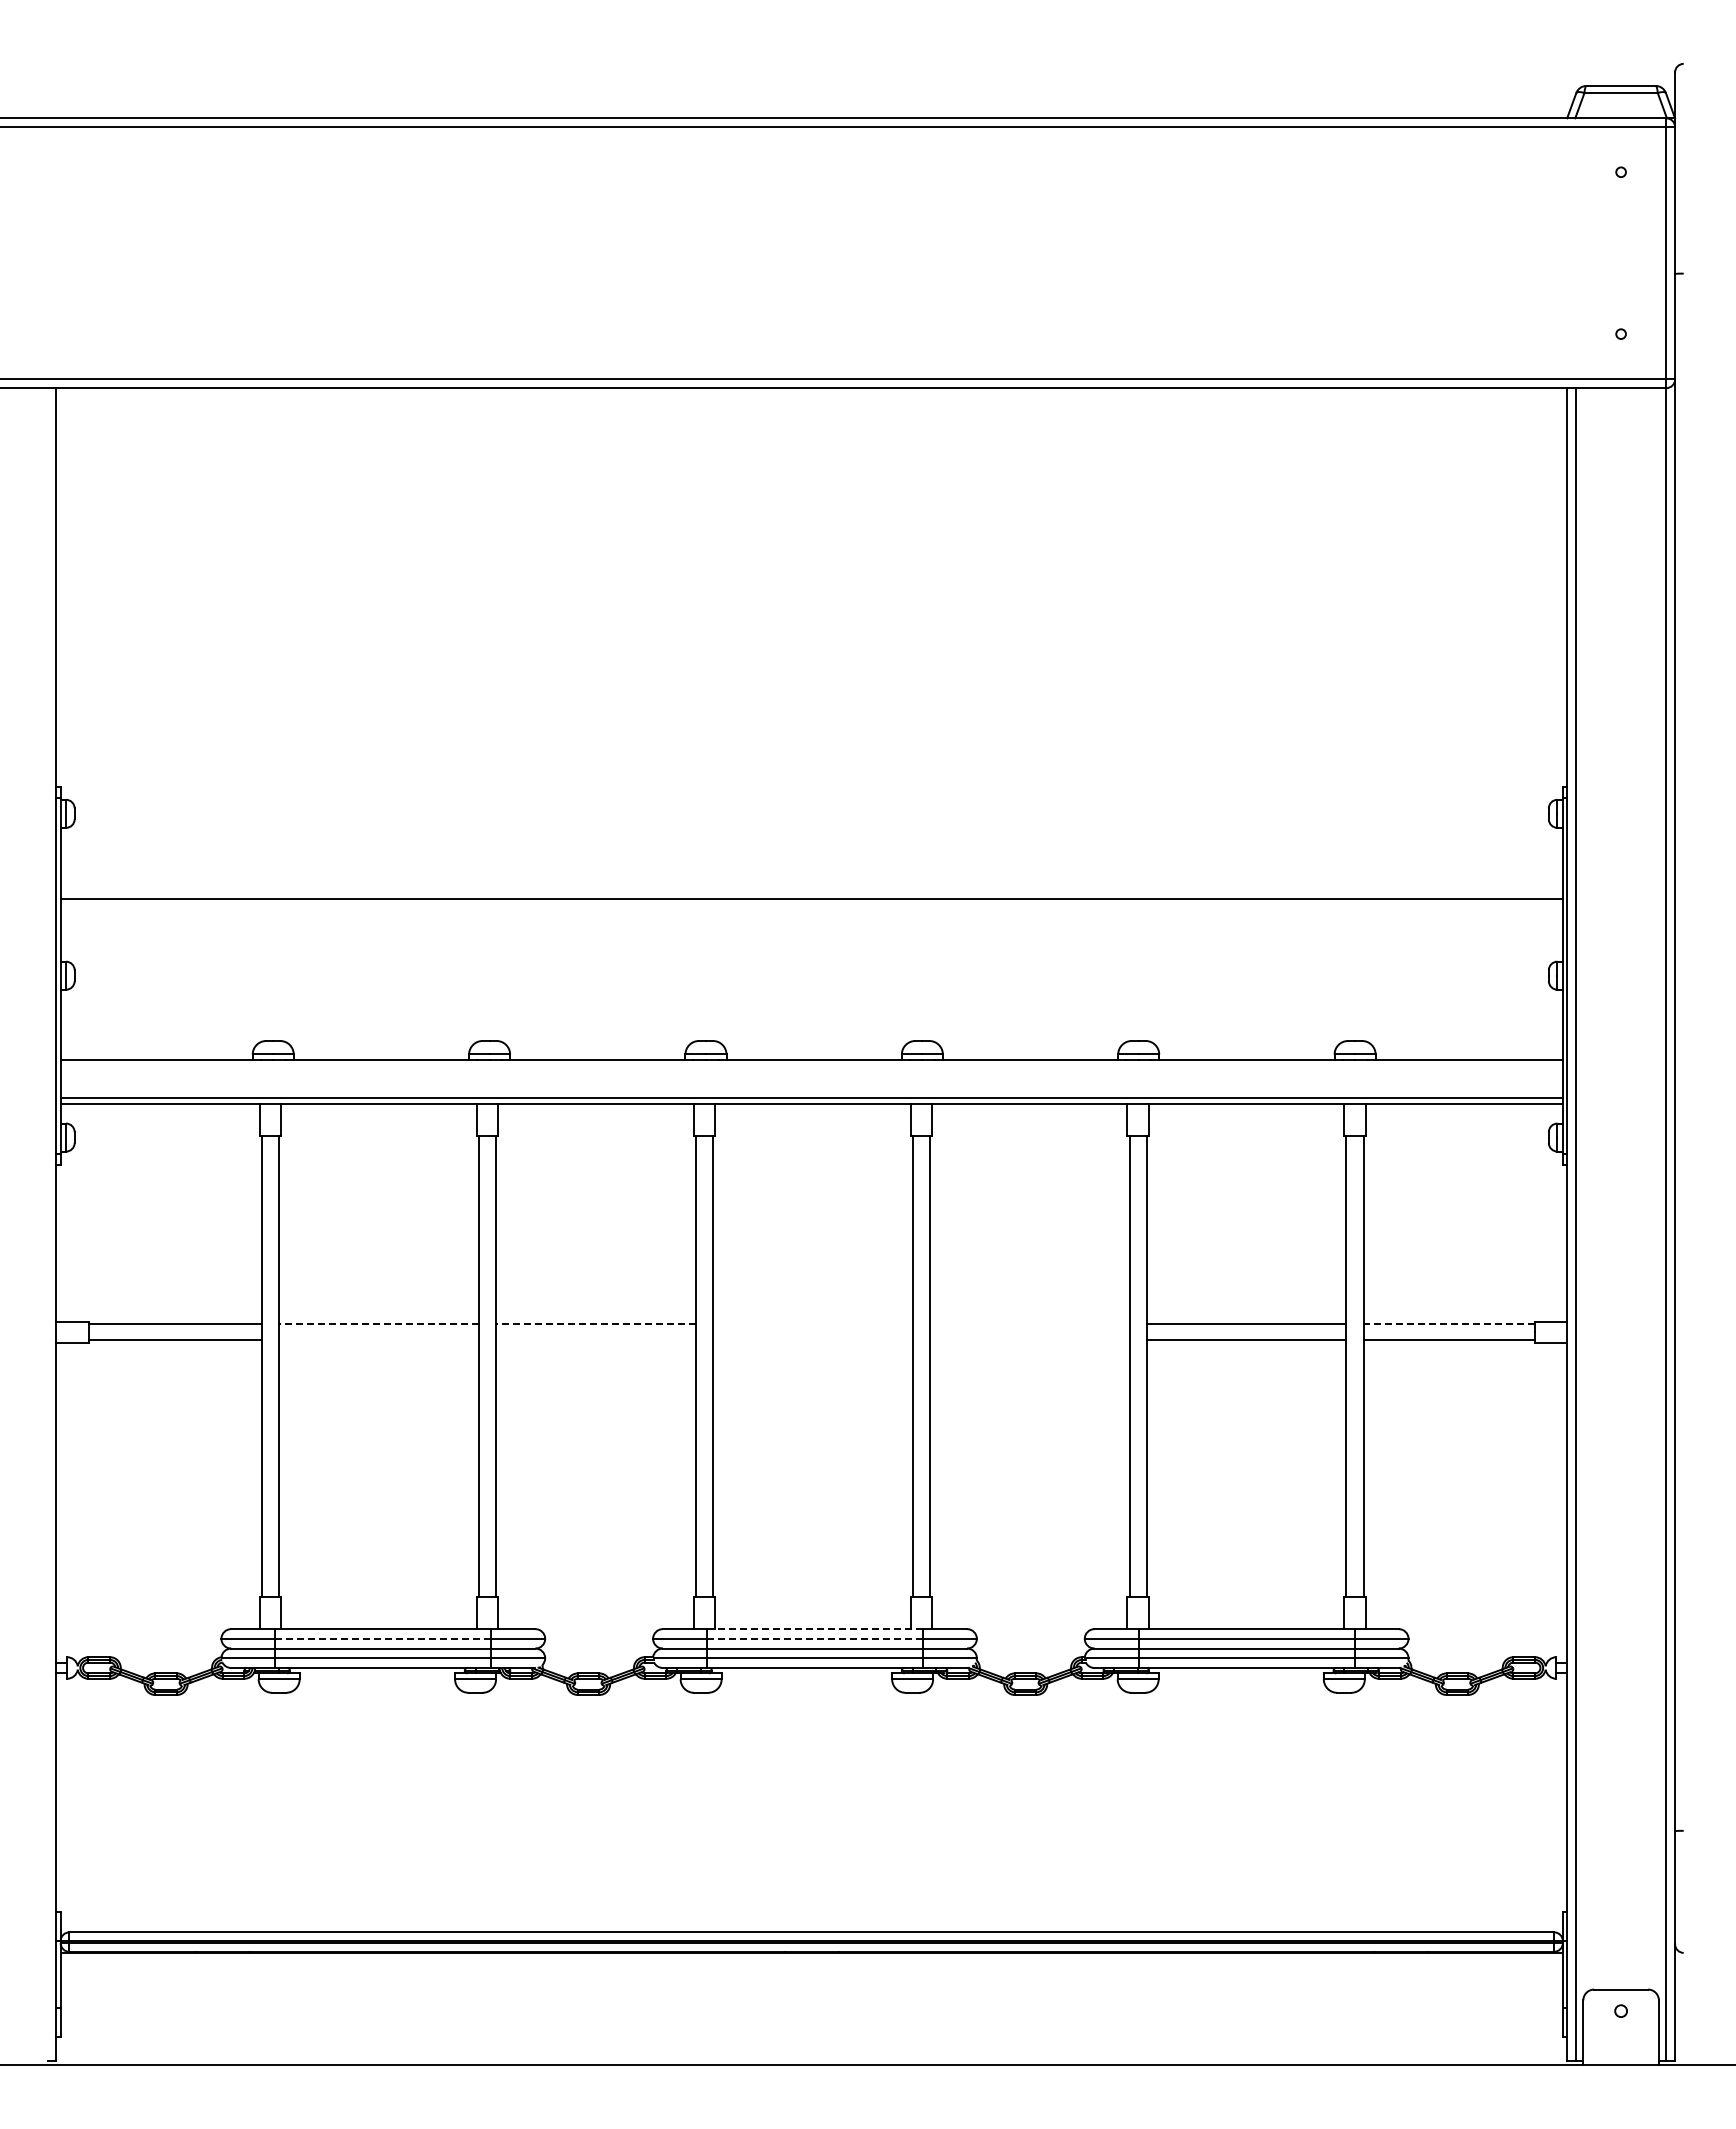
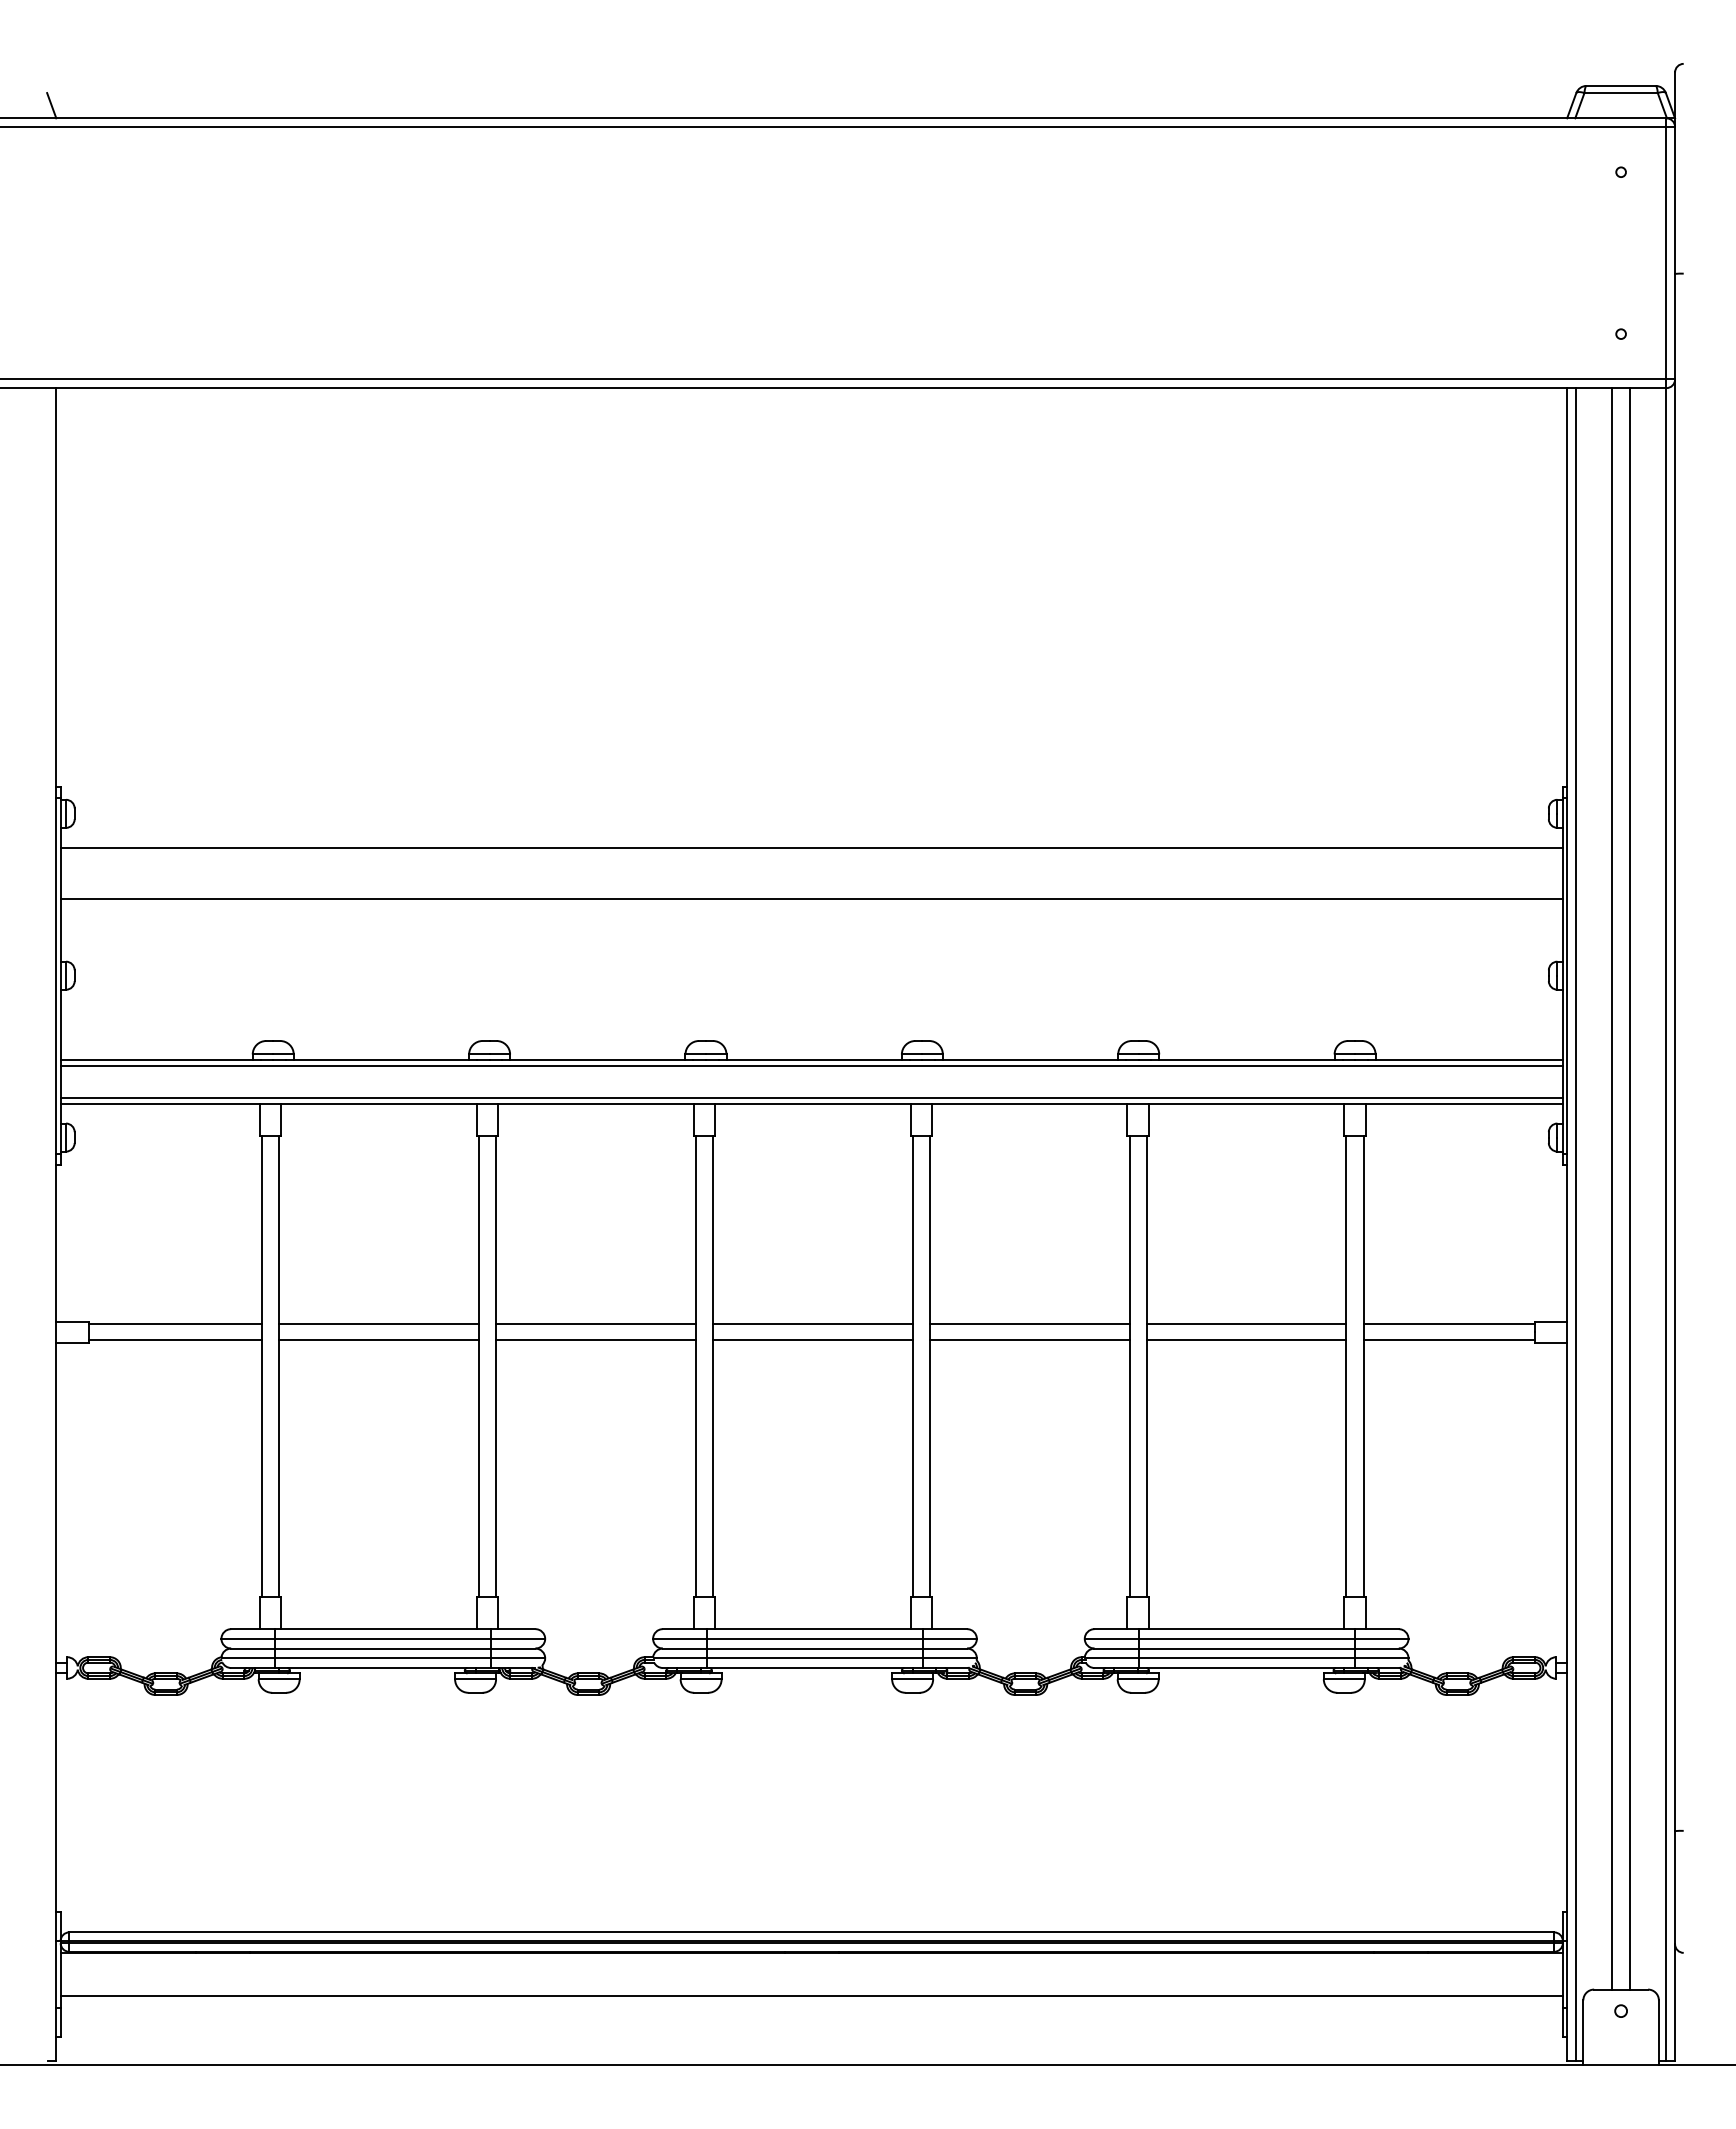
line: none -> present (51, 105)
line: none -> present (811, 847)
line: none -> present (811, 1065)
line: none -> present (1612, 1188)
line: none -> present (1629, 1188)
line: dashed -> solid (379, 1324)
line: dashed -> solid (595, 1324)
line: none -> present (812, 1324)
line: none -> present (1029, 1324)
line: dashed -> solid (1449, 1324)
line: none -> present (378, 1340)
line: none -> present (595, 1340)
line: none -> present (812, 1340)
line: none -> present (1029, 1340)
line: dashed -> solid (814, 1629)
line: dashed -> solid (383, 1638)
line: dashed -> solid (814, 1638)
line: none -> present (811, 1996)
